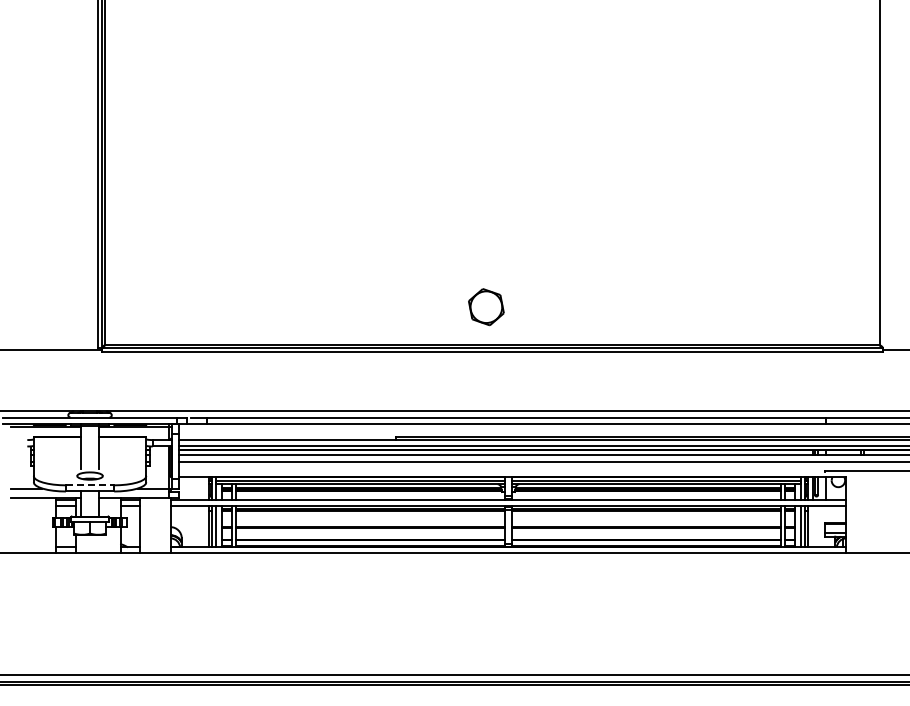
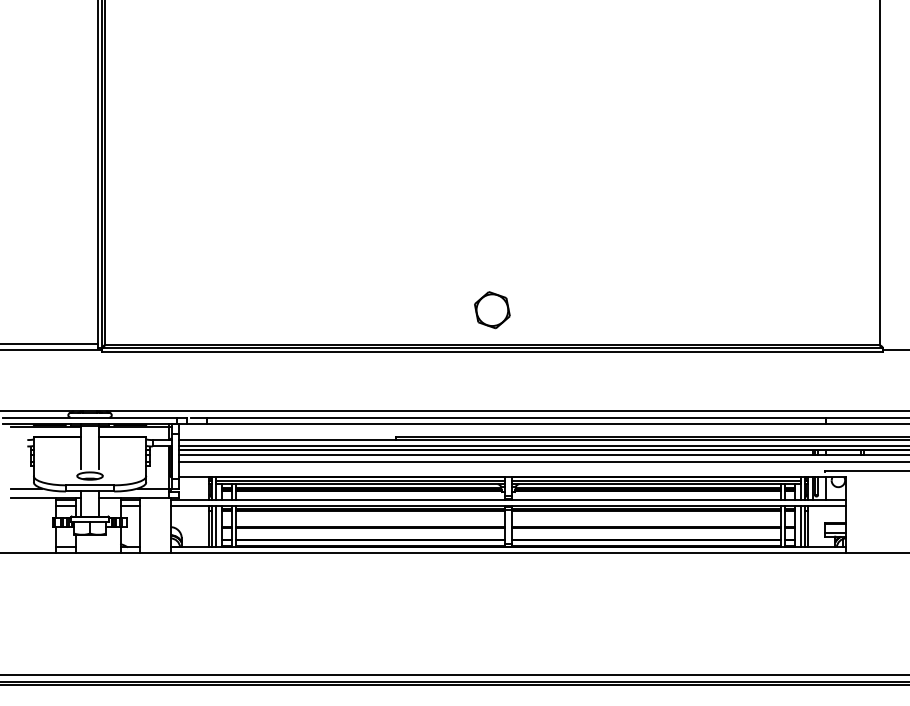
part position: (486, 307) -> (492, 310) (492, 310)
line: none -> present (50, 344)
line: dashed -> solid (90, 485)
